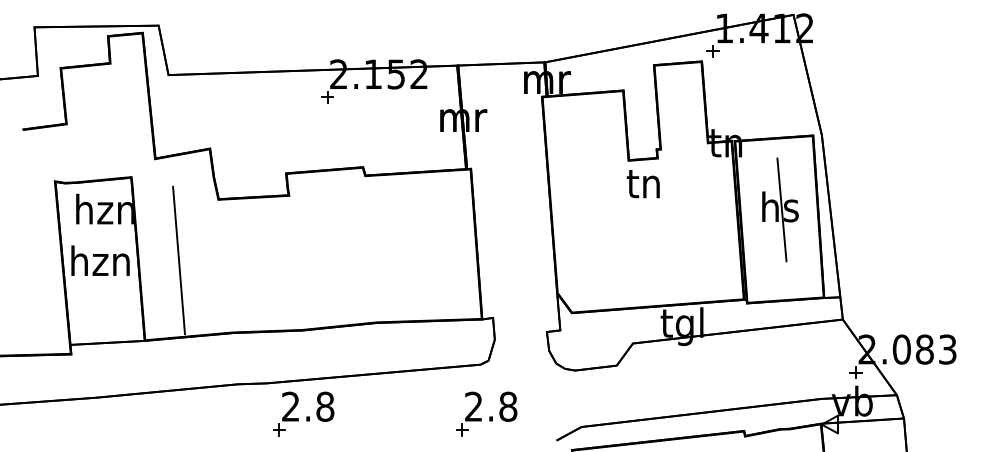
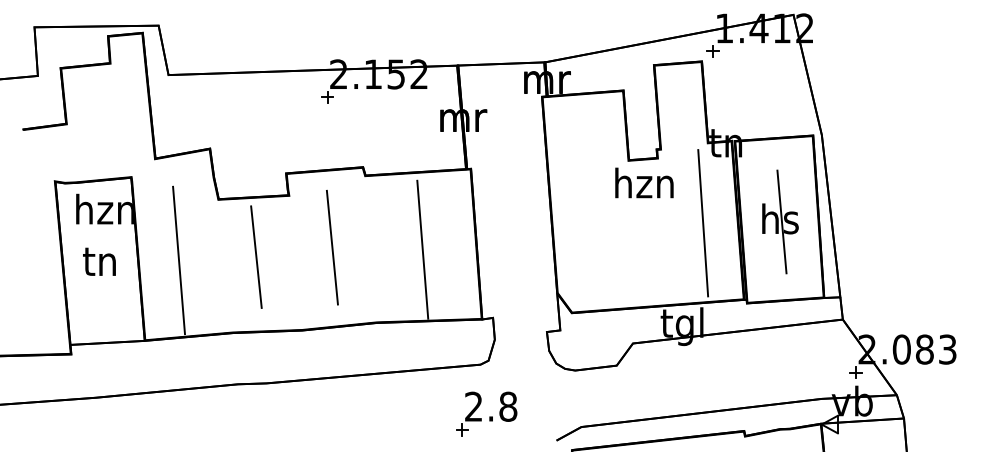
text: tn -> hzn (644, 182)
part position: (780, 209) -> (780, 221) (780, 221)
line: none -> present (703, 223)
line: none -> present (331, 247)
line: none -> present (422, 249)
line: none -> present (256, 256)
text: hzn -> tn (100, 260)
part: present -> none (303, 413)
